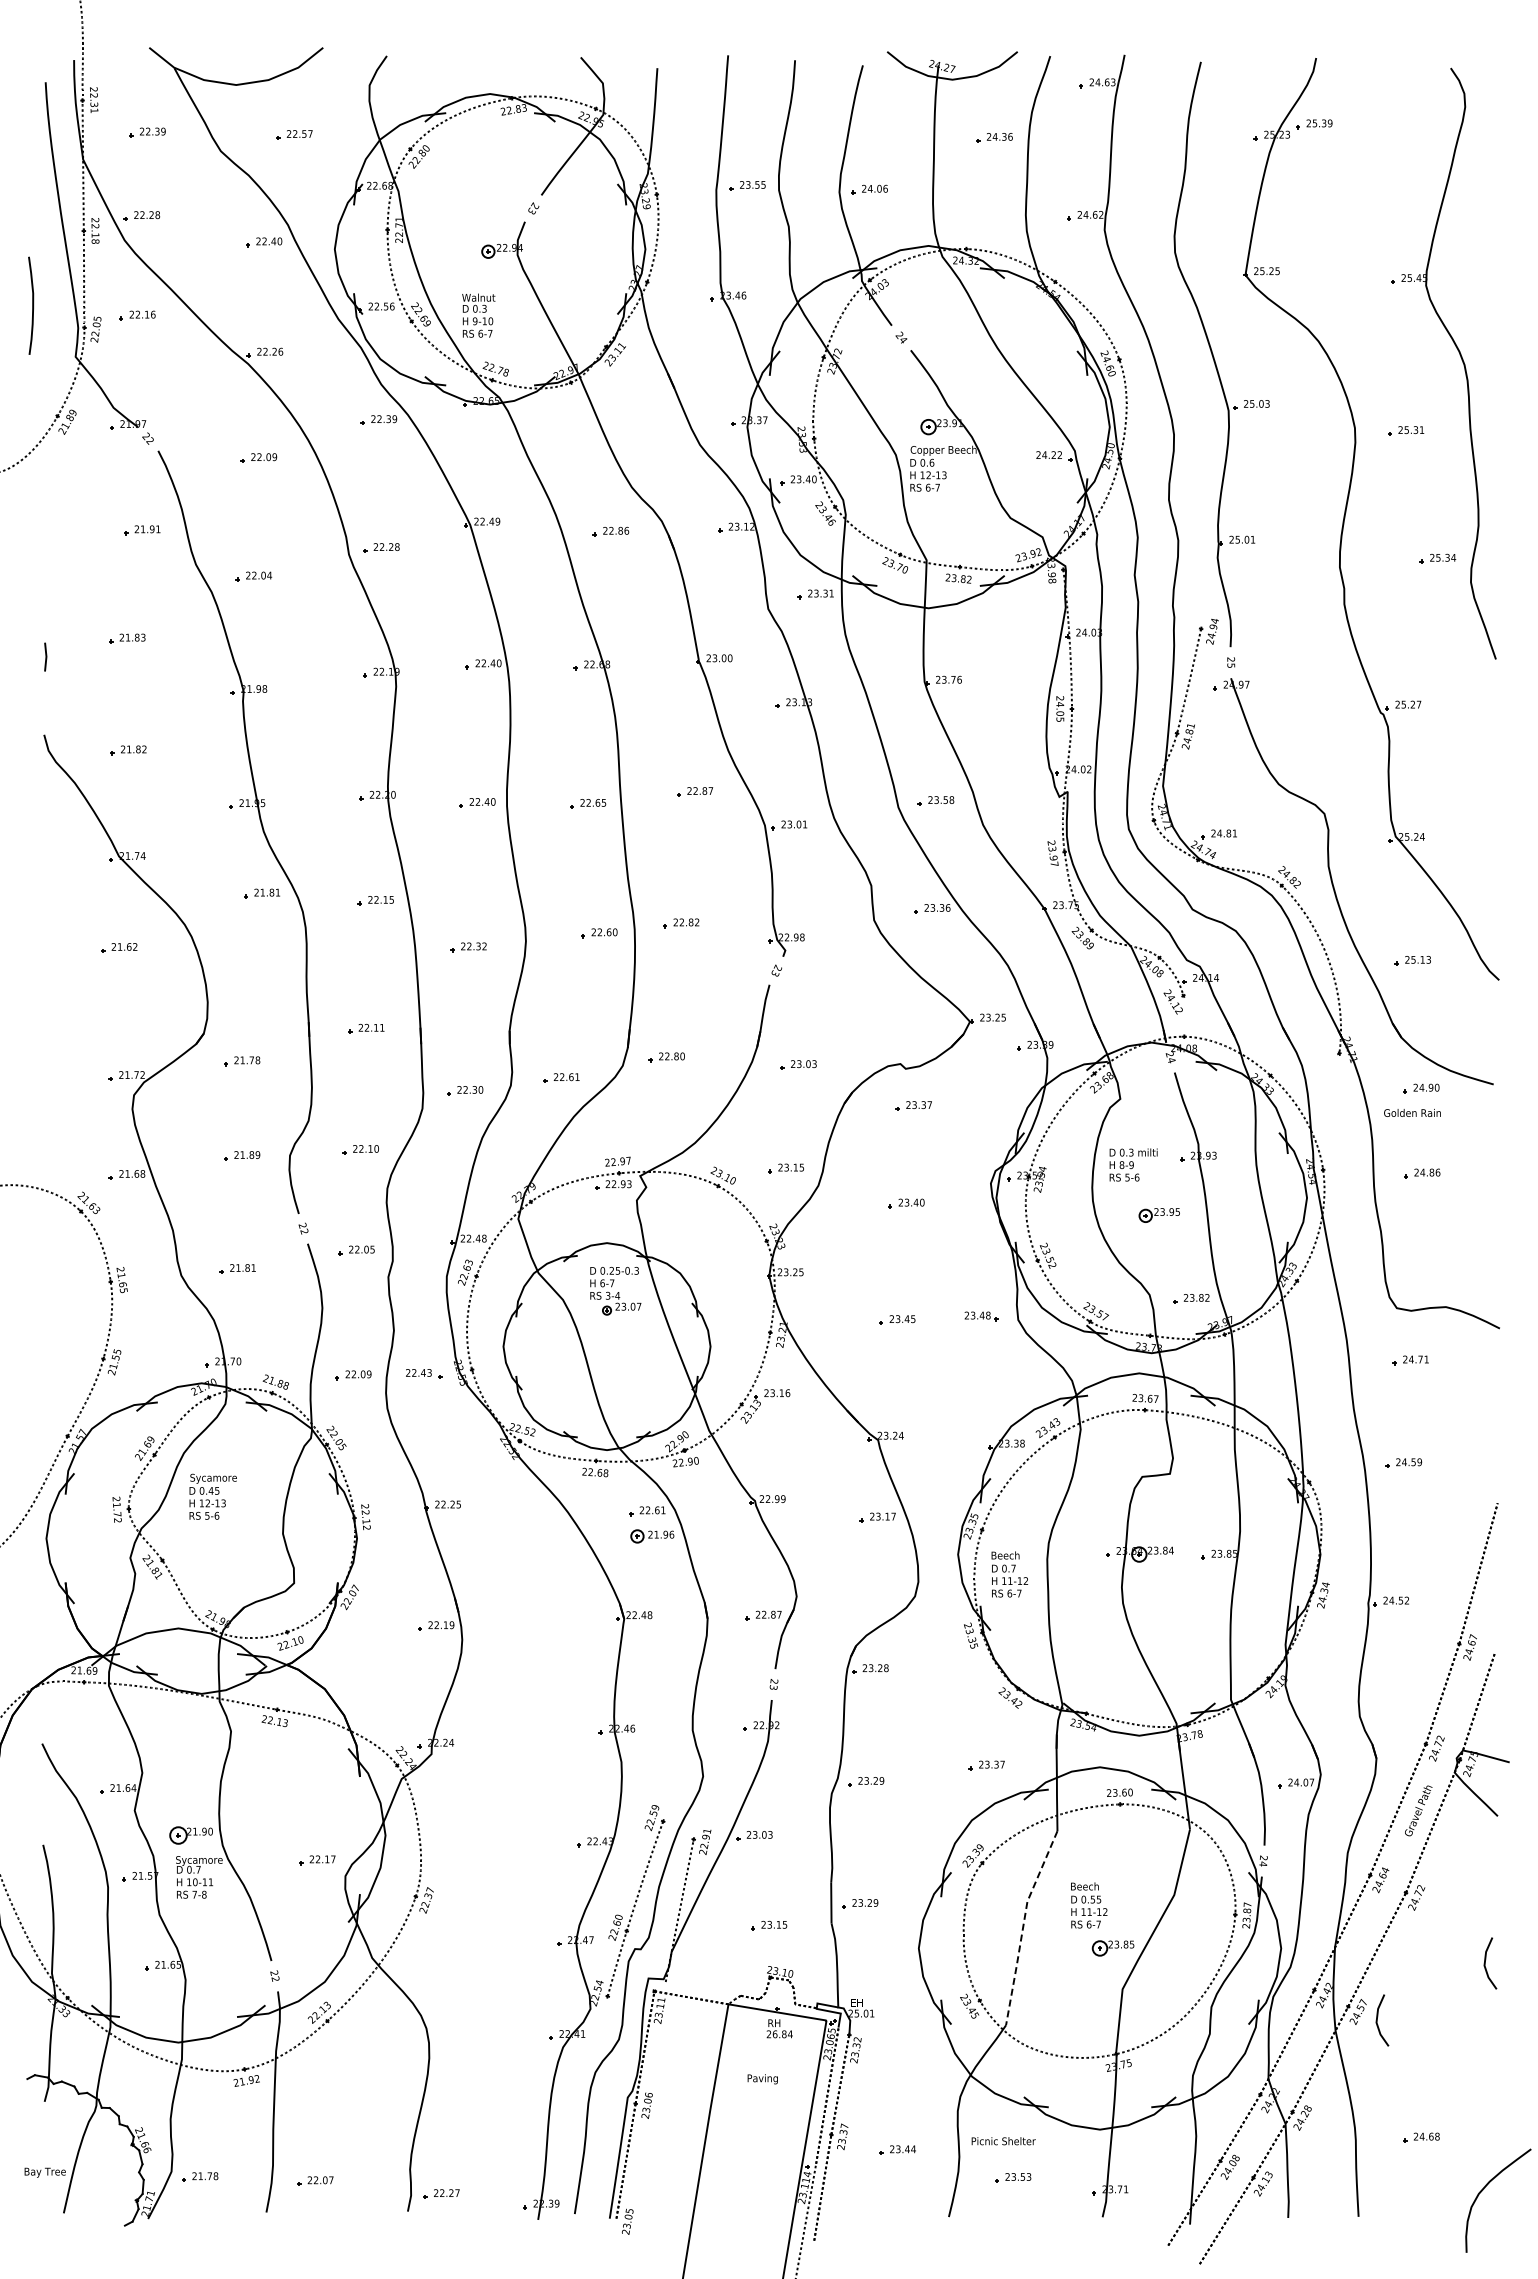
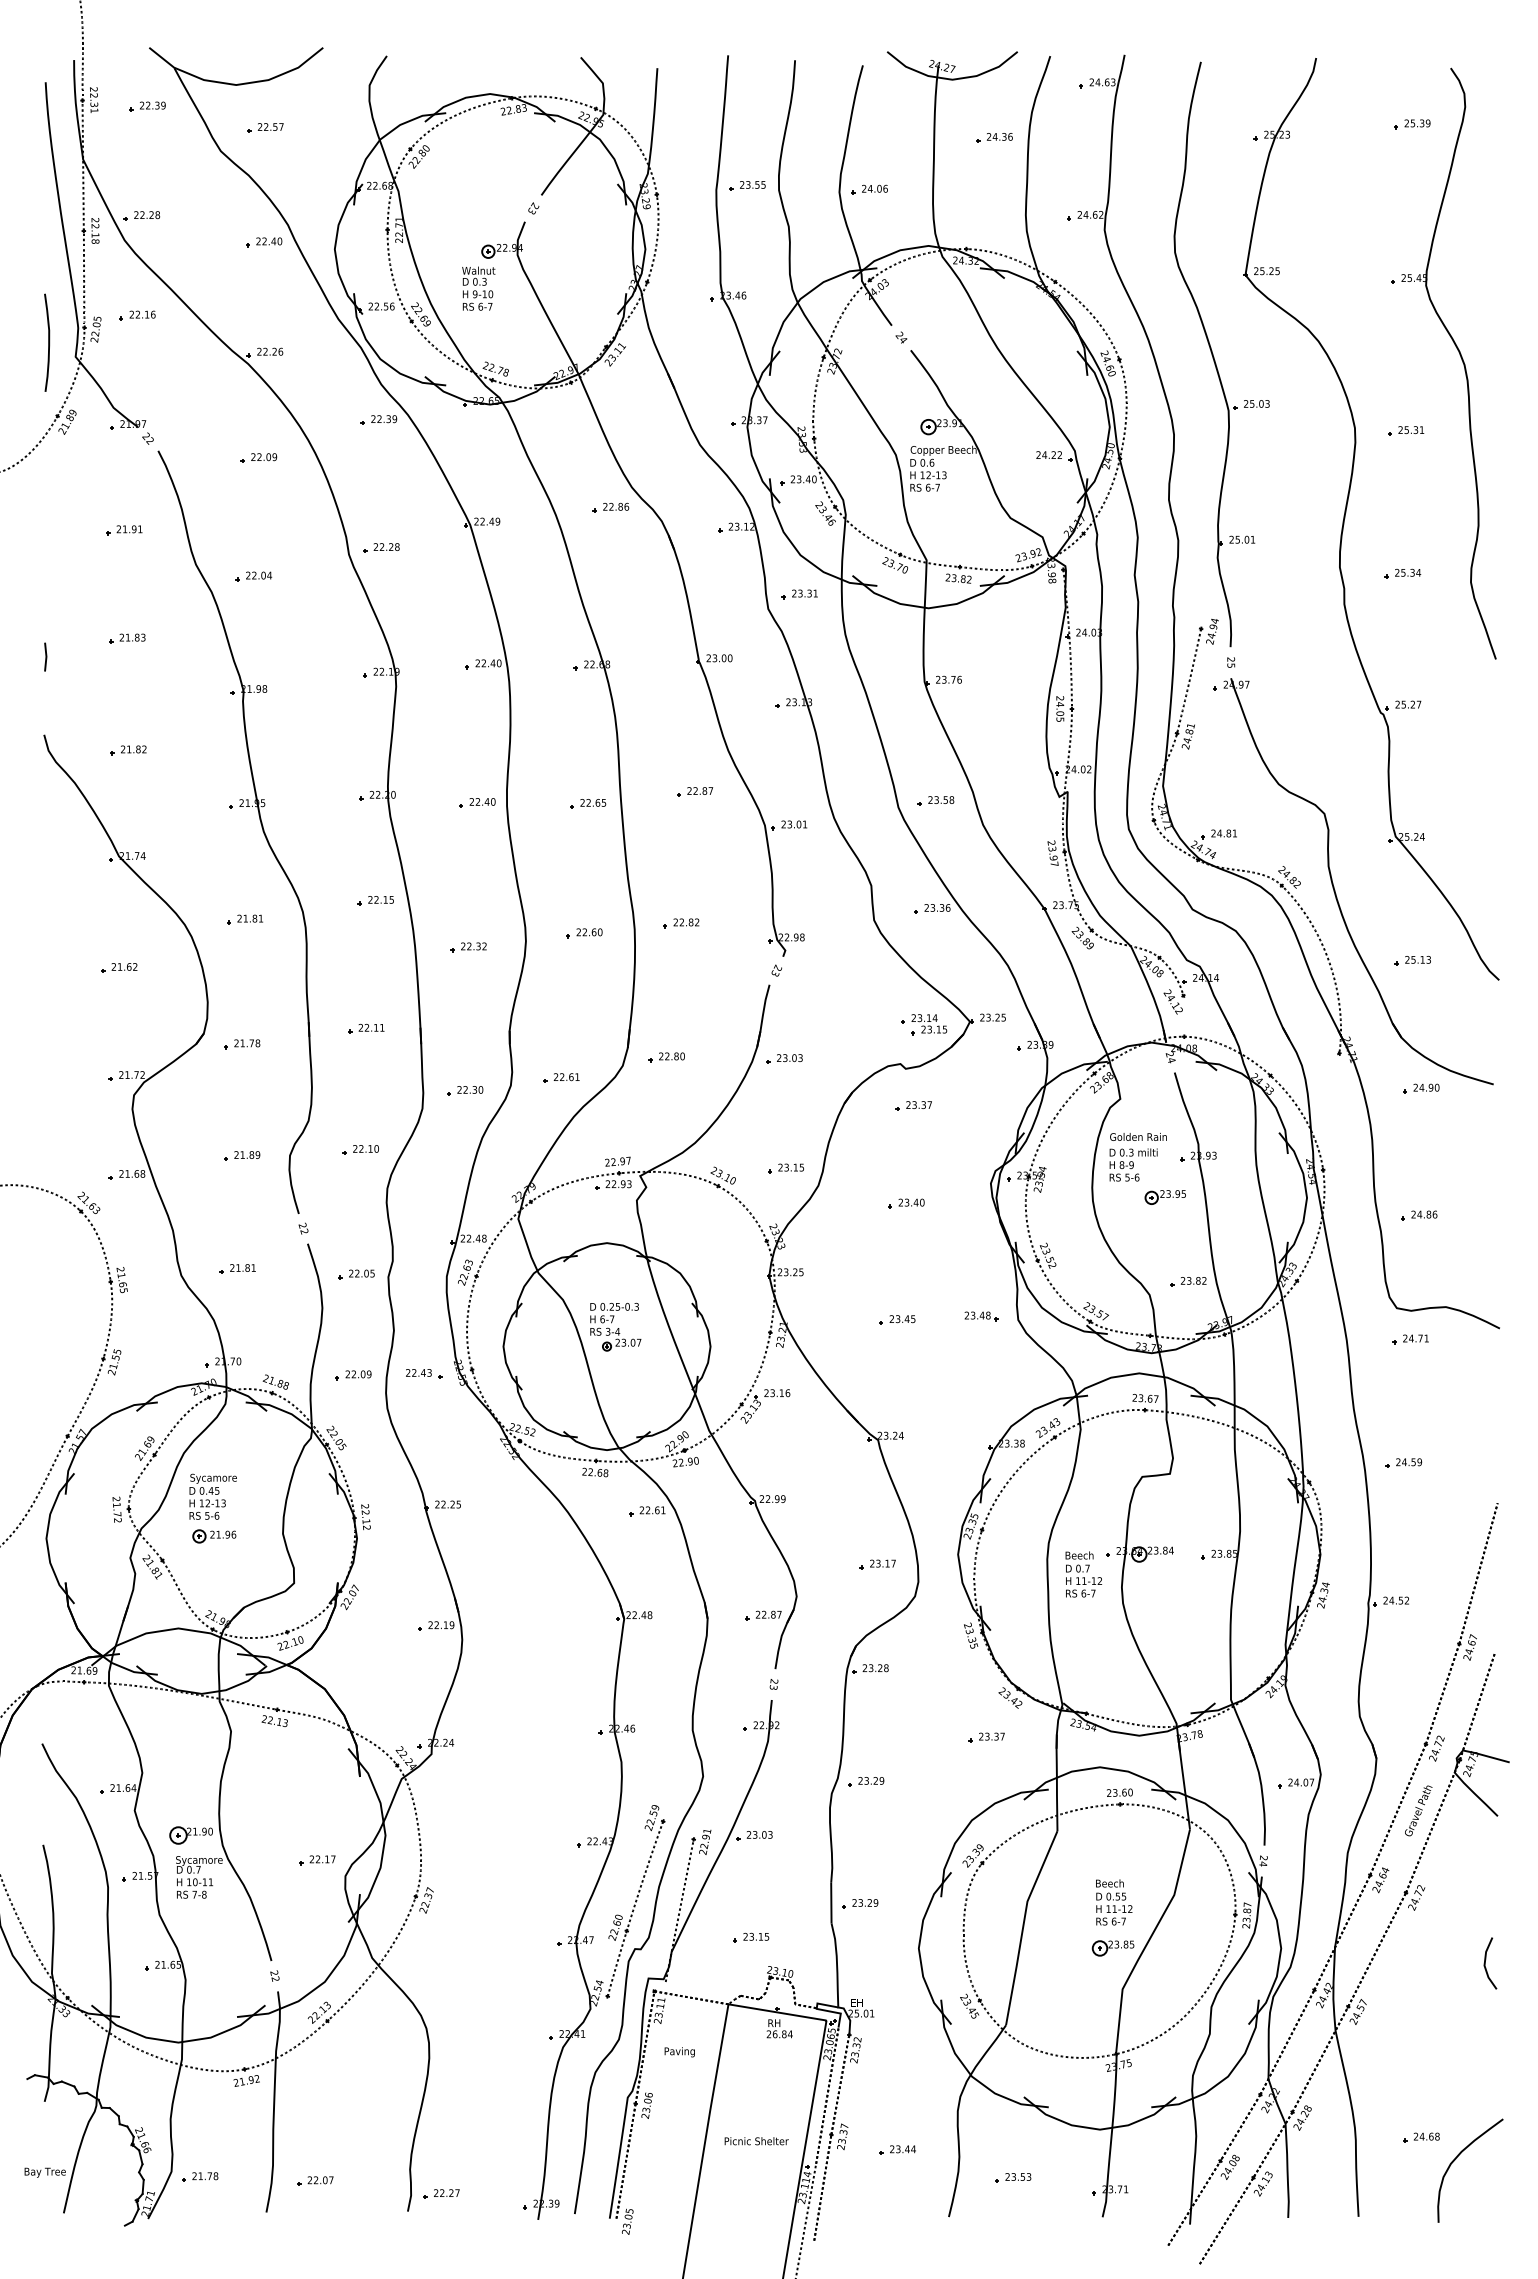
part position: (1314, 124) -> (1412, 124) (1412, 124)
part position: (147, 132) -> (147, 106) (147, 106)
part position: (294, 134) -> (265, 127) (265, 127)
curve position: (32, 305) -> (48, 342) (48, 342)
text position: (478, 315) -> (478, 288) (478, 288)
part position: (142, 530) -> (124, 530) (124, 530)
part position: (610, 531) -> (610, 507) (610, 507)
part position: (1437, 558) -> (1402, 573) (1402, 573)
part position: (815, 594) -> (799, 594) (799, 594)
part position: (262, 893) -> (245, 919) (245, 919)
part position: (599, 933) -> (584, 933) (584, 933)
part position: (119, 947) -> (119, 967) (119, 967)
part: none -> present (924, 1024)
part position: (242, 1061) -> (242, 1044) (242, 1044)
part position: (798, 1064) -> (784, 1058) (784, 1058)
text position: (1412, 1112) -> (1138, 1136) (1138, 1136)
part position: (1422, 1173) -> (1419, 1215) (1419, 1215)
part position: (1158, 1215) -> (1164, 1197) (1164, 1197)
part position: (356, 1250) -> (356, 1274) (356, 1274)
part position: (615, 1291) -> (615, 1327) (615, 1327)
part position: (1191, 1298) -> (1188, 1281) (1188, 1281)
part position: (1410, 1360) -> (1410, 1339) (1410, 1339)
part position: (877, 1517) -> (877, 1564) (877, 1564)
part position: (652, 1536) -> (214, 1536) (214, 1536)
text position: (1009, 1574) -> (1083, 1574) (1083, 1574)
part position: (986, 1765) -> (986, 1737) (986, 1737)
text position: (1089, 1905) -> (1114, 1902) (1114, 1902)
part position: (769, 1925) -> (751, 1937) (751, 1937)
line: dashed -> solid (1023, 1926)
line: present -> none (1377, 2020)
text position: (762, 2079) -> (679, 2052) (679, 2052)
text position: (1003, 2141) -> (756, 2141) (756, 2141)
curve position: (1484, 2189) -> (1456, 2159) (1456, 2159)
